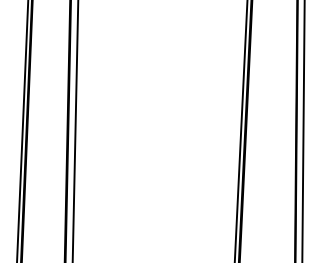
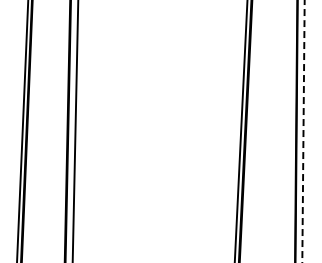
line: solid -> dashed (303, 131)
